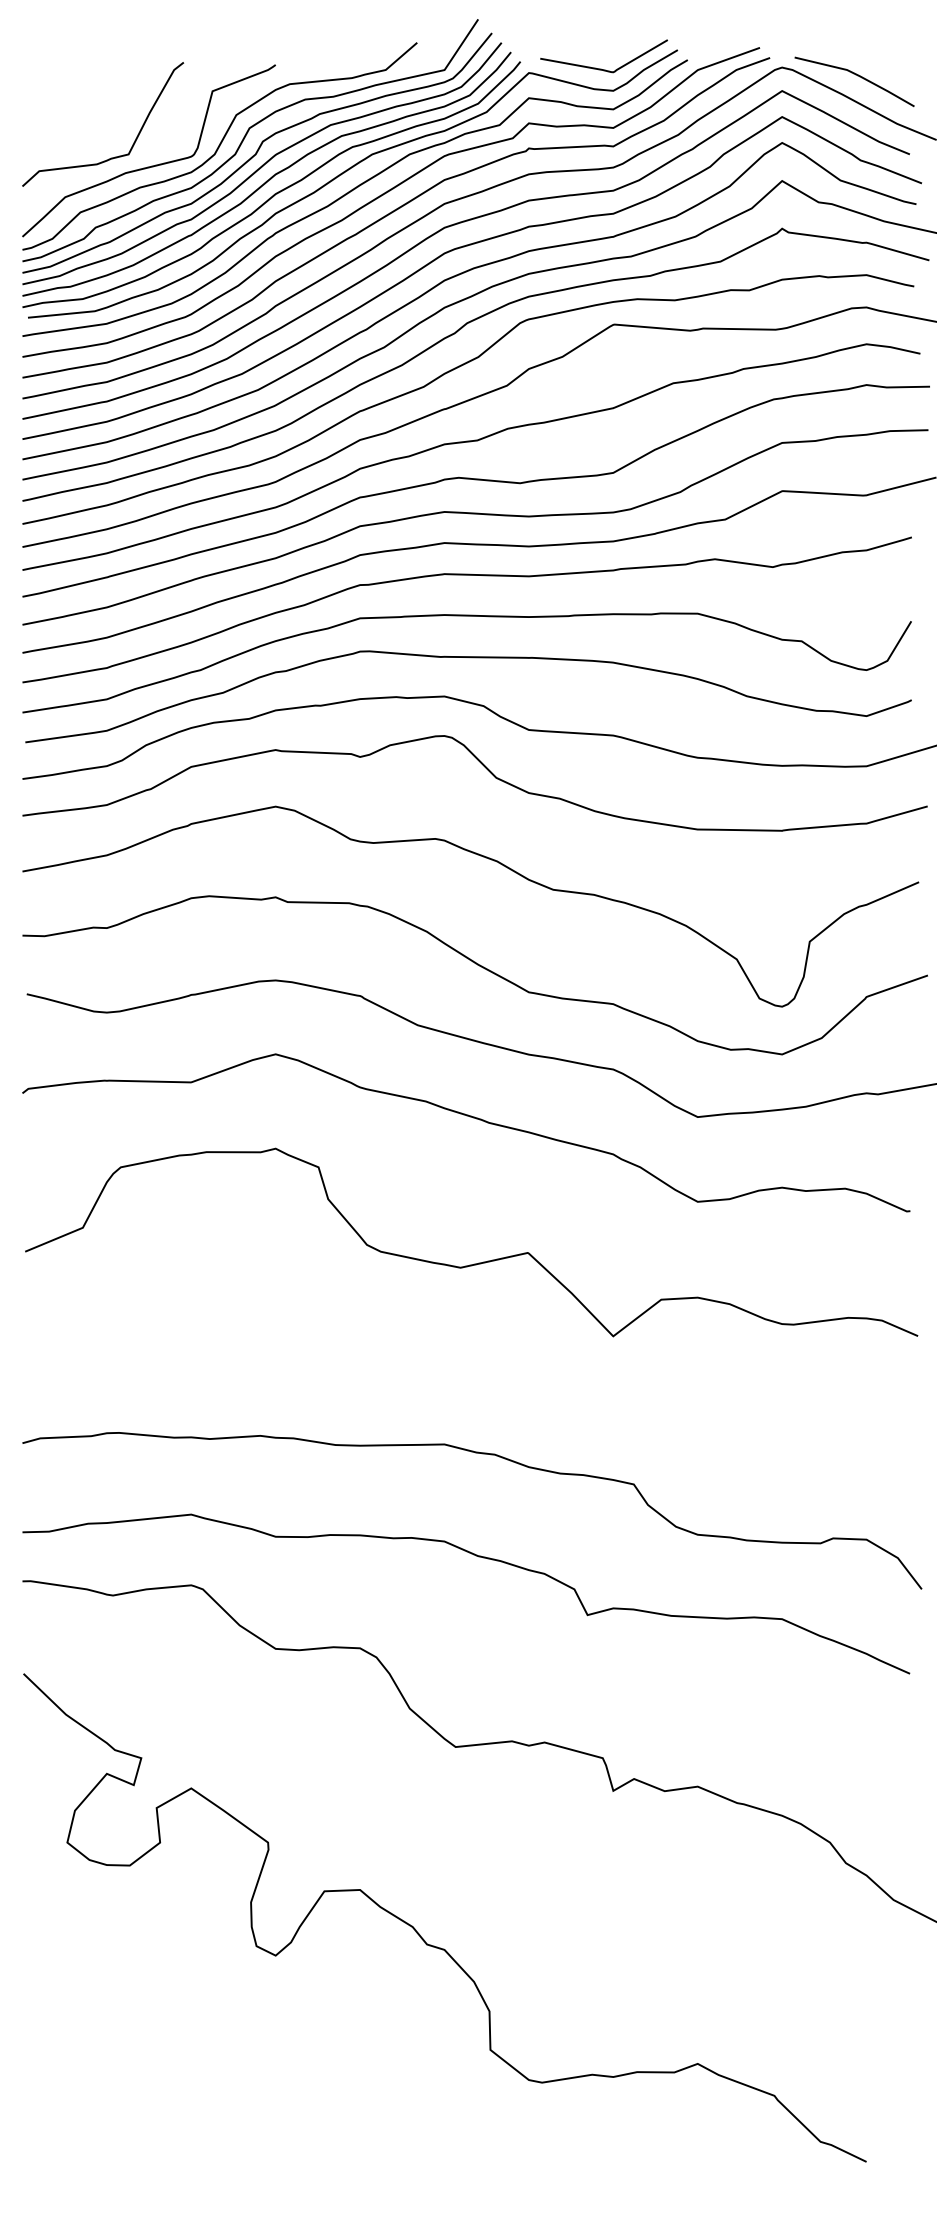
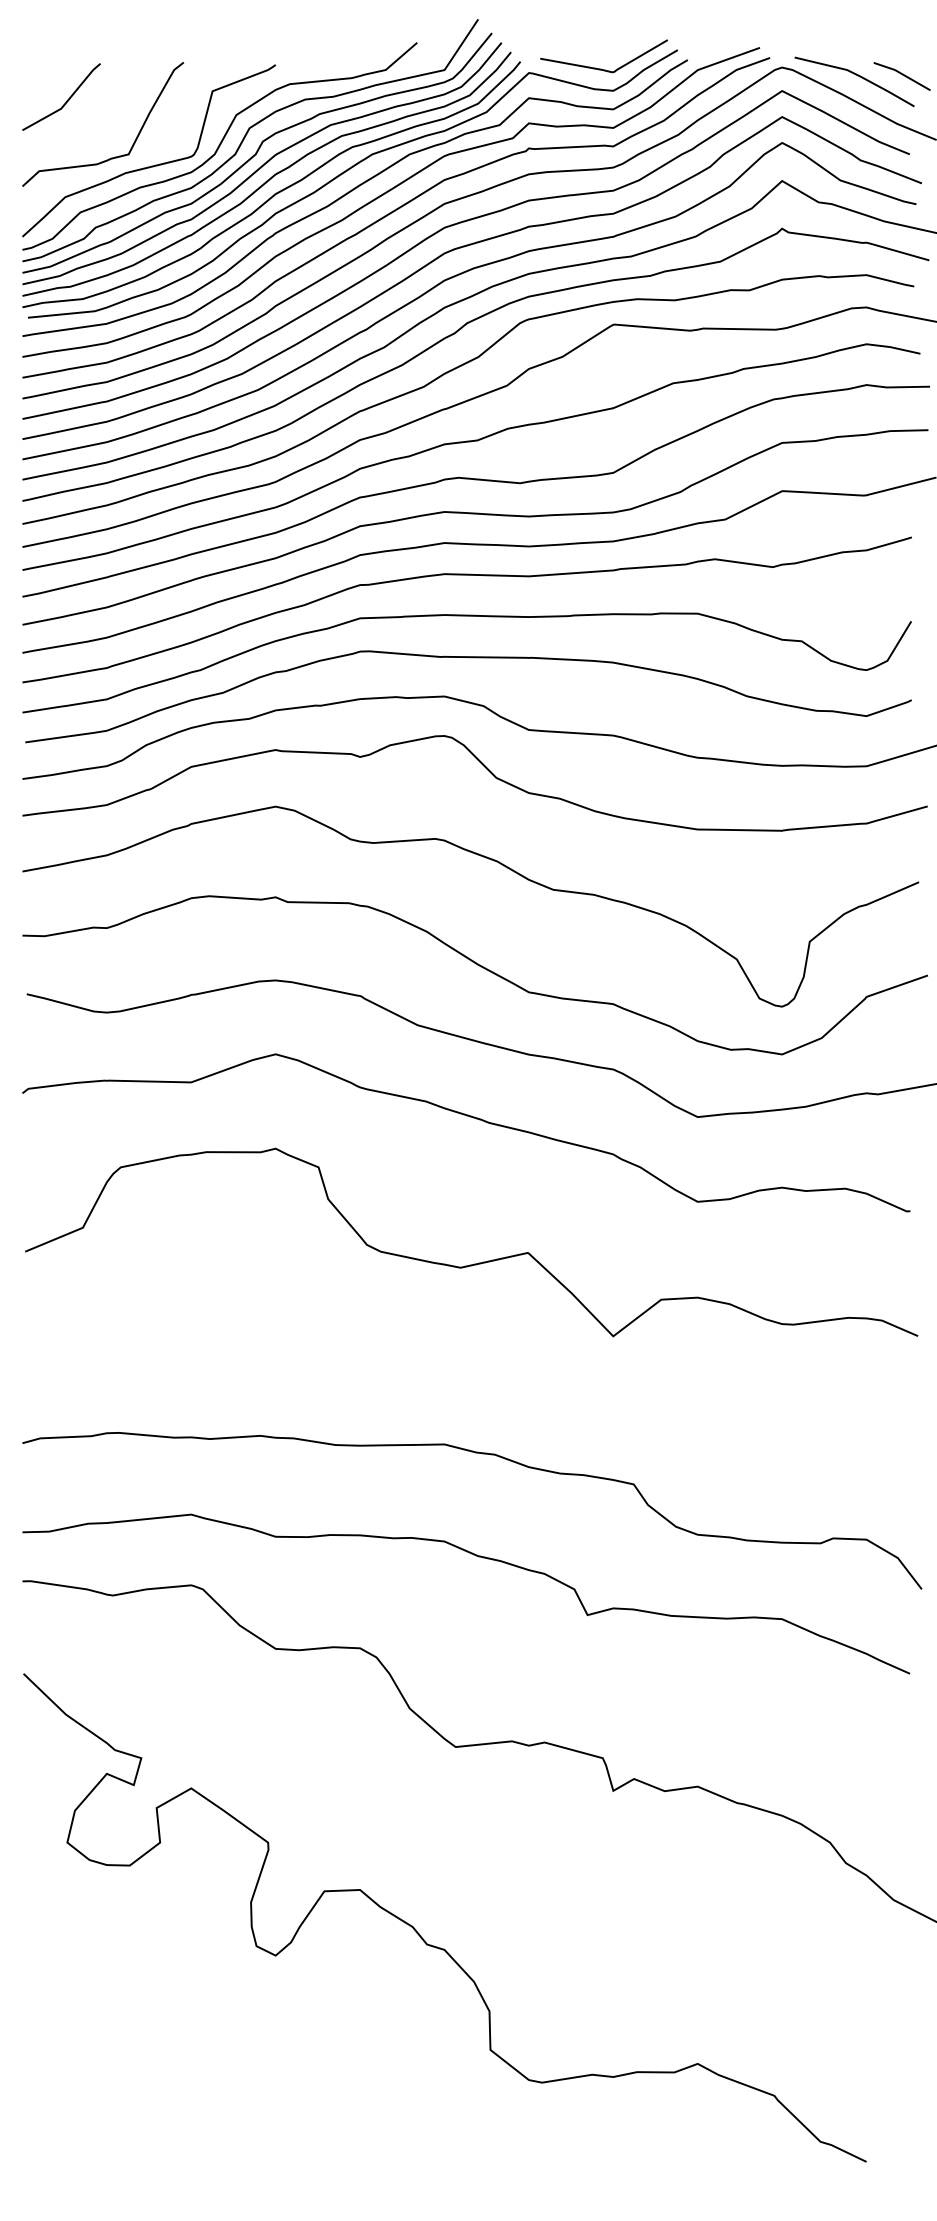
line: none -> present (902, 75)
line: none -> present (66, 100)
